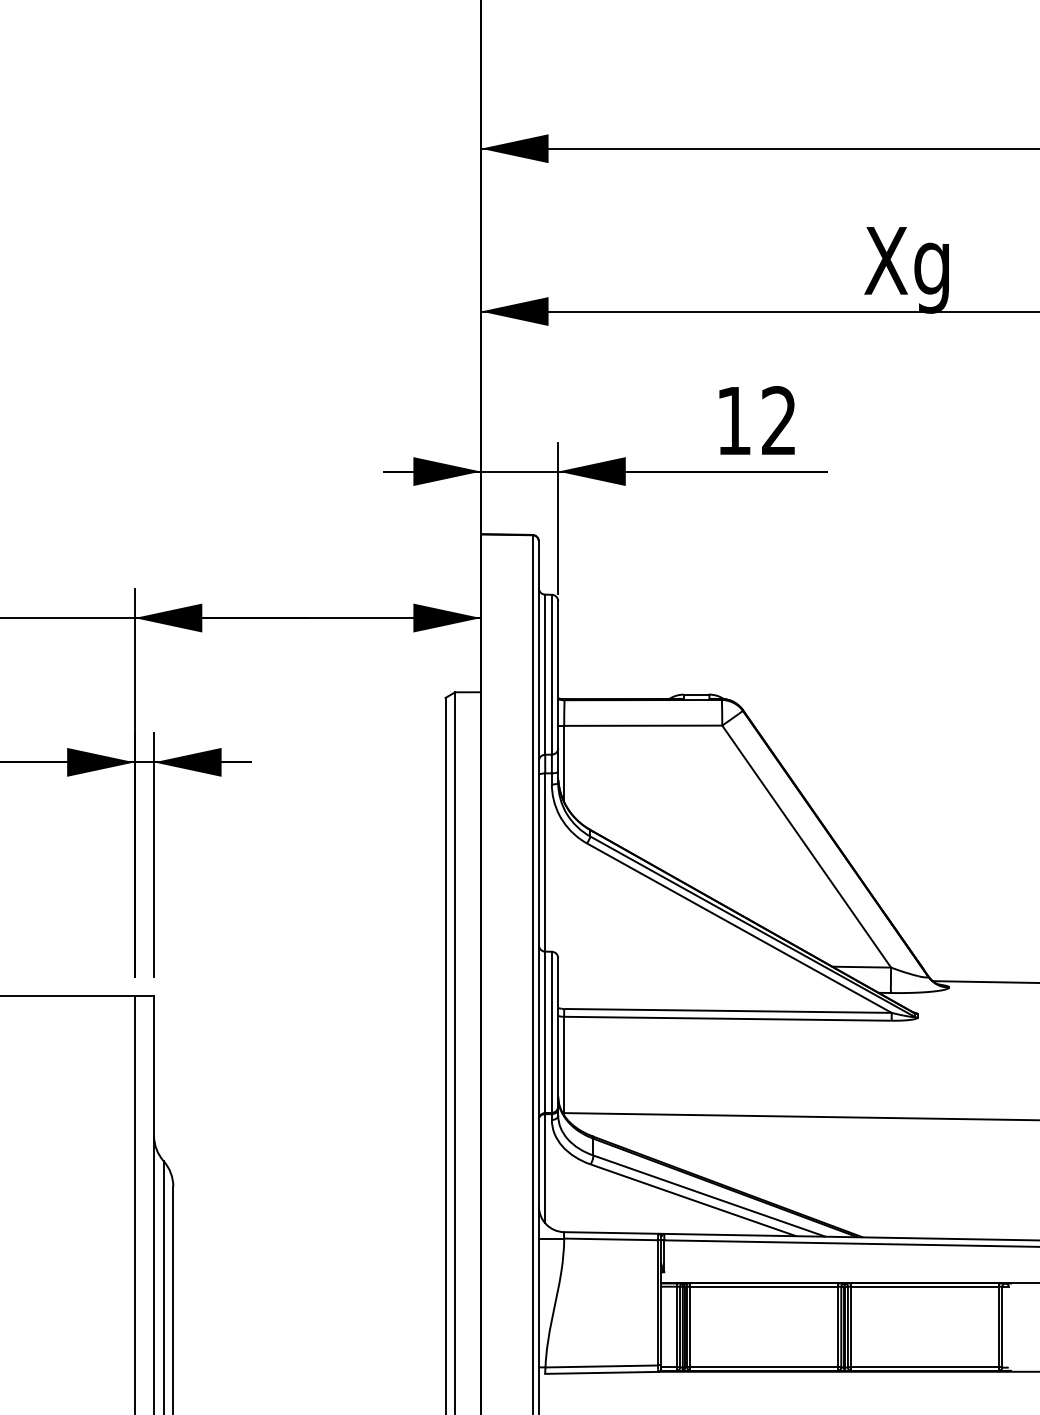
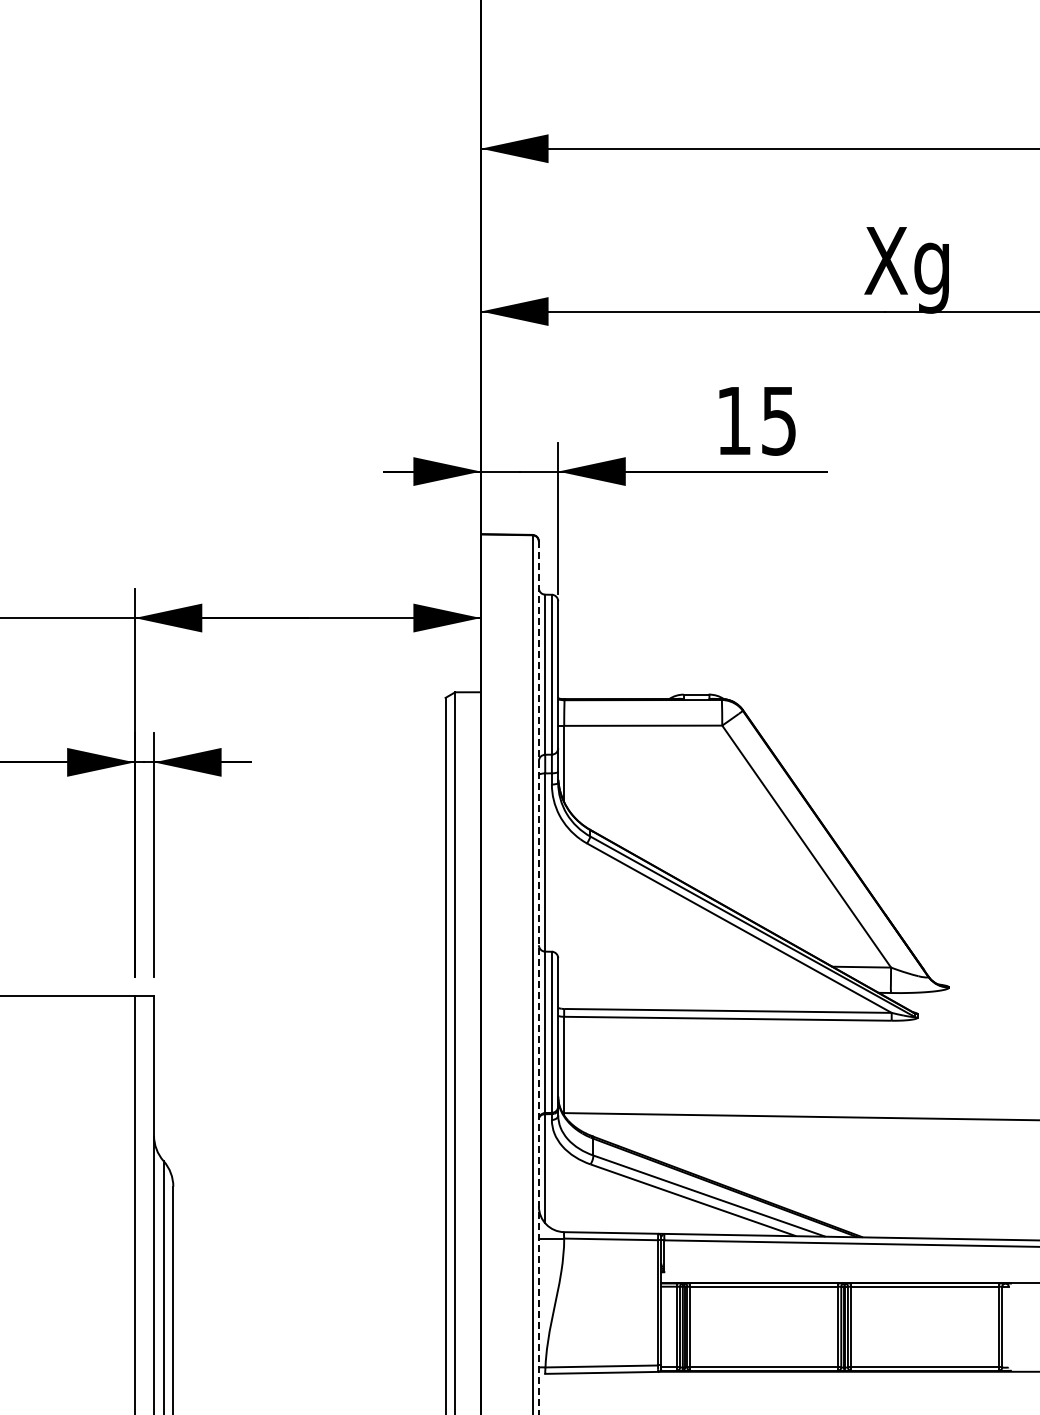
text: 12 -> 15 (778, 420)
line: solid -> dashed (538, 978)
line: present -> none (984, 981)
